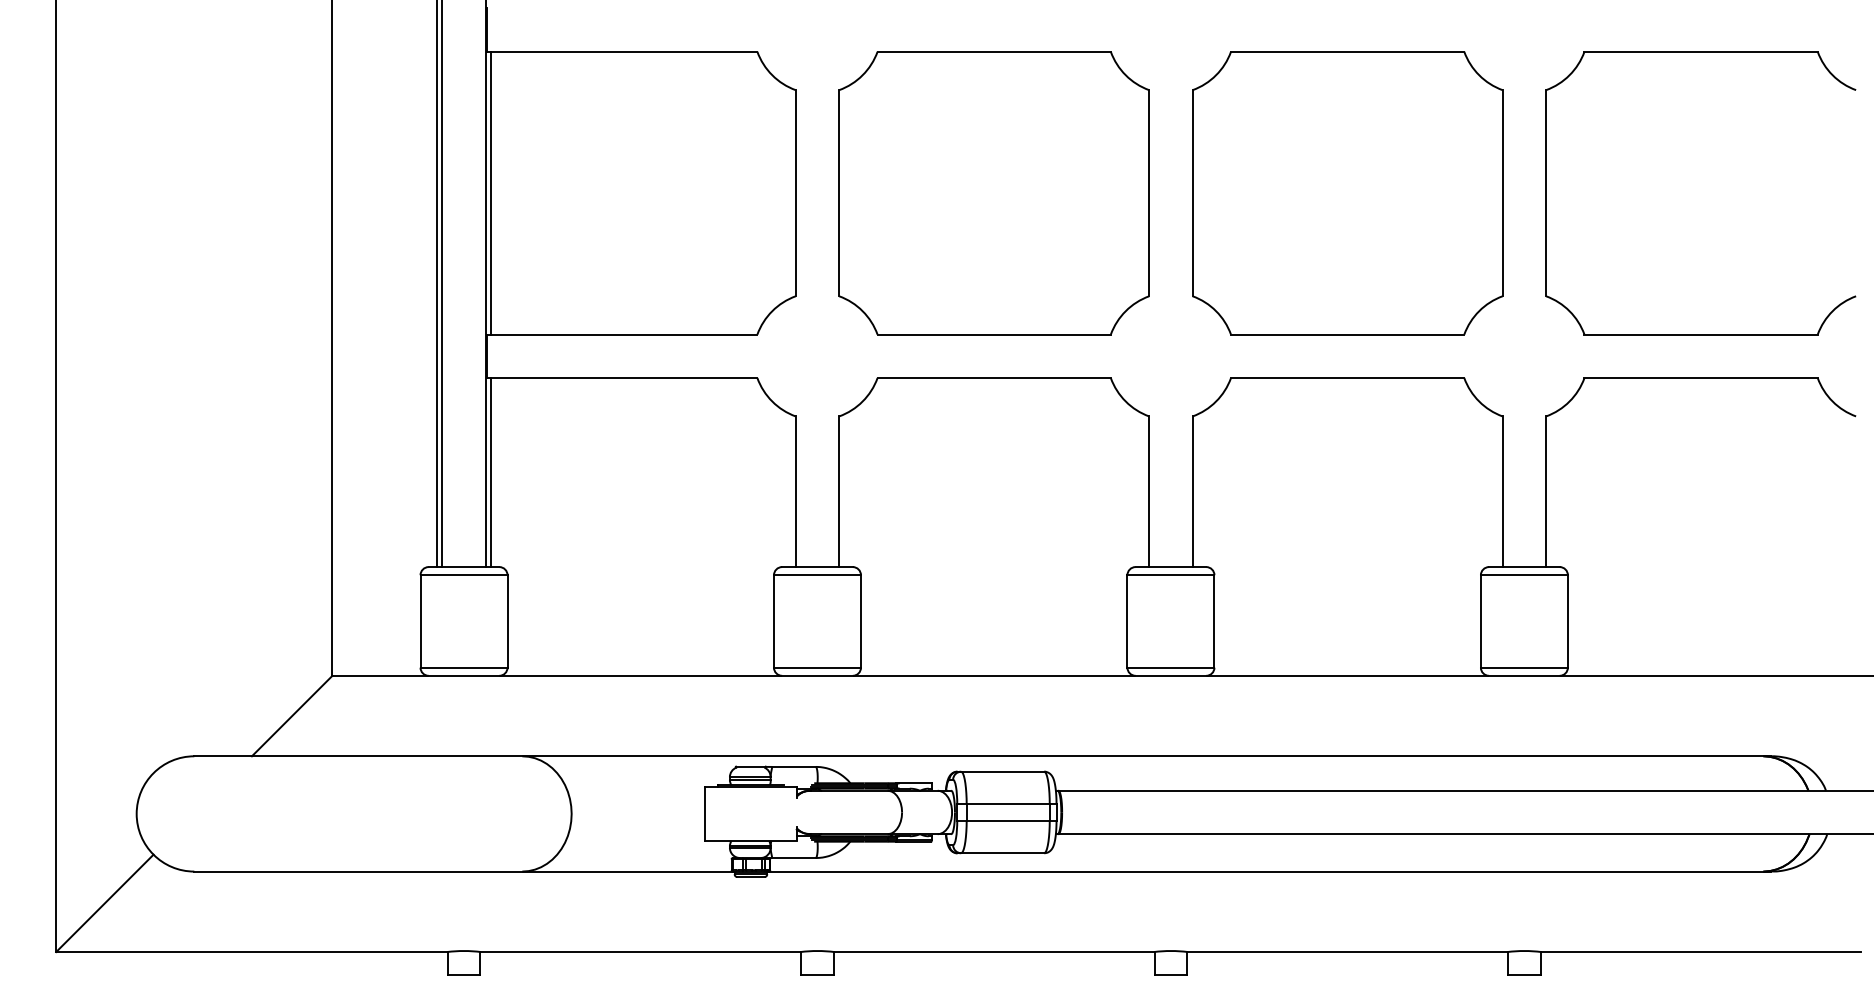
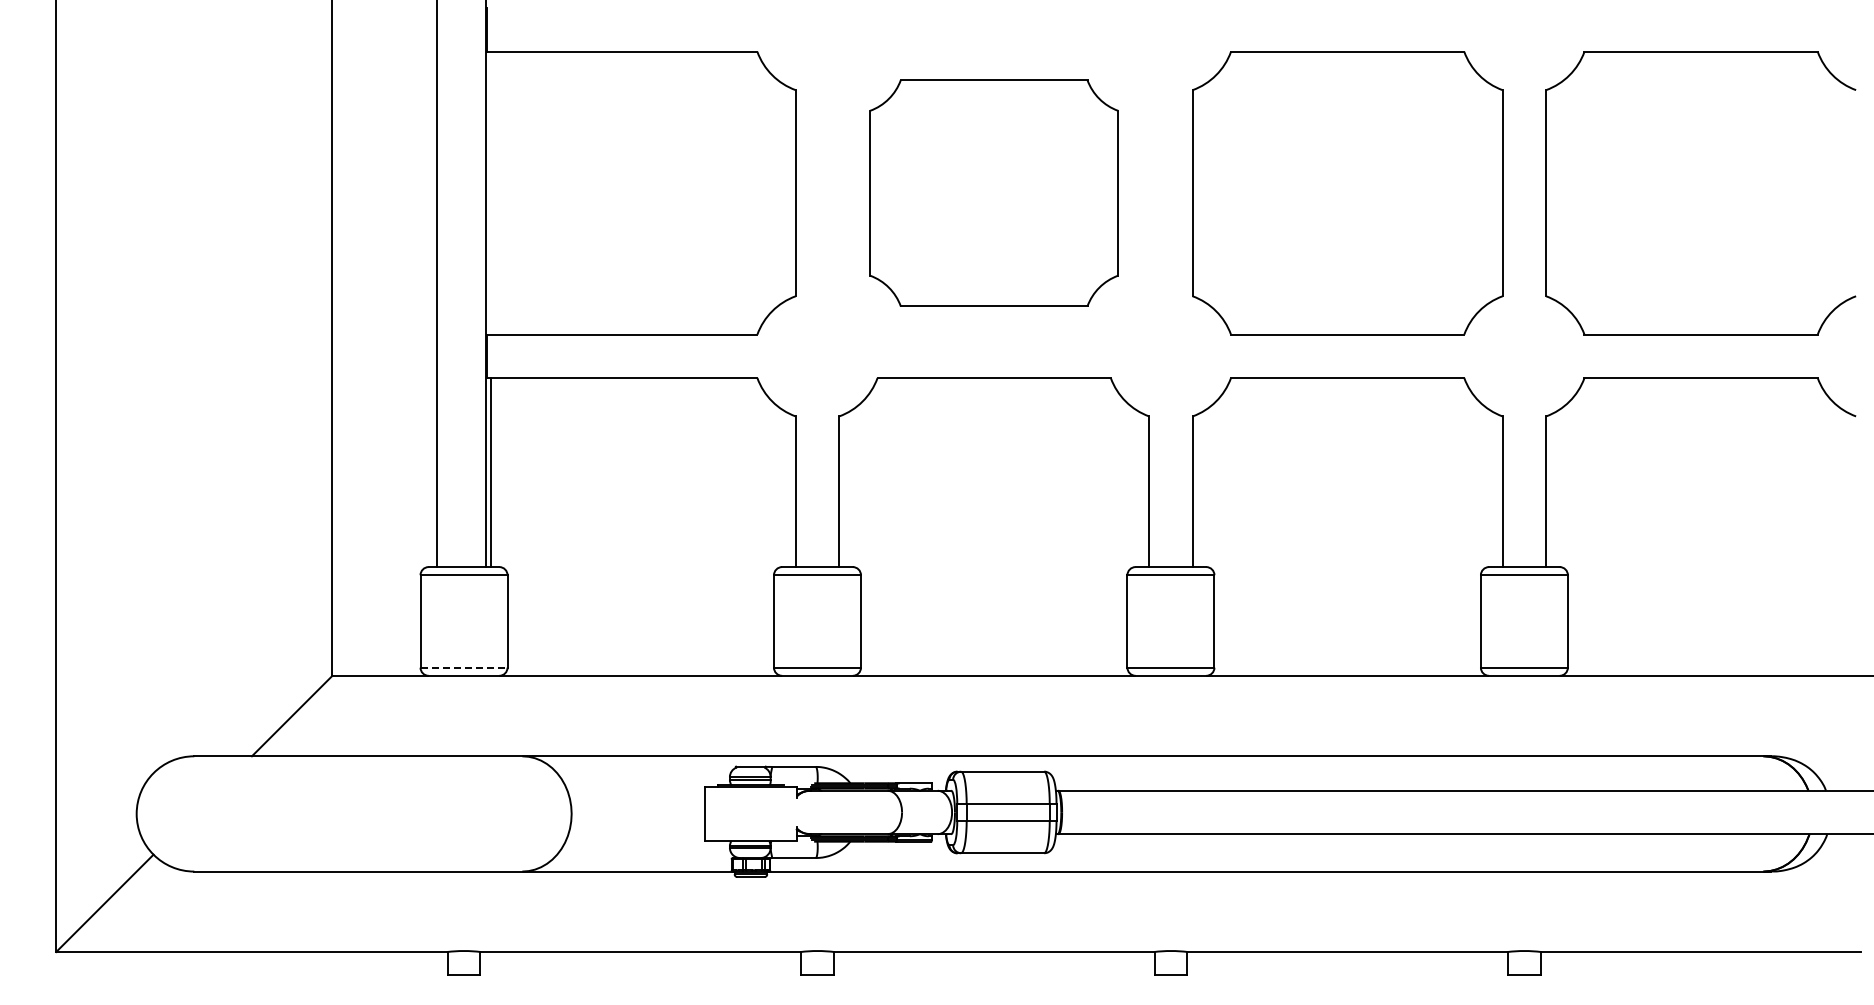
line: present -> none (490, 192)
part size: 312x285 px -> 250x228 px (993, 192)
line: present -> none (442, 284)
line: solid -> dashed (464, 667)
